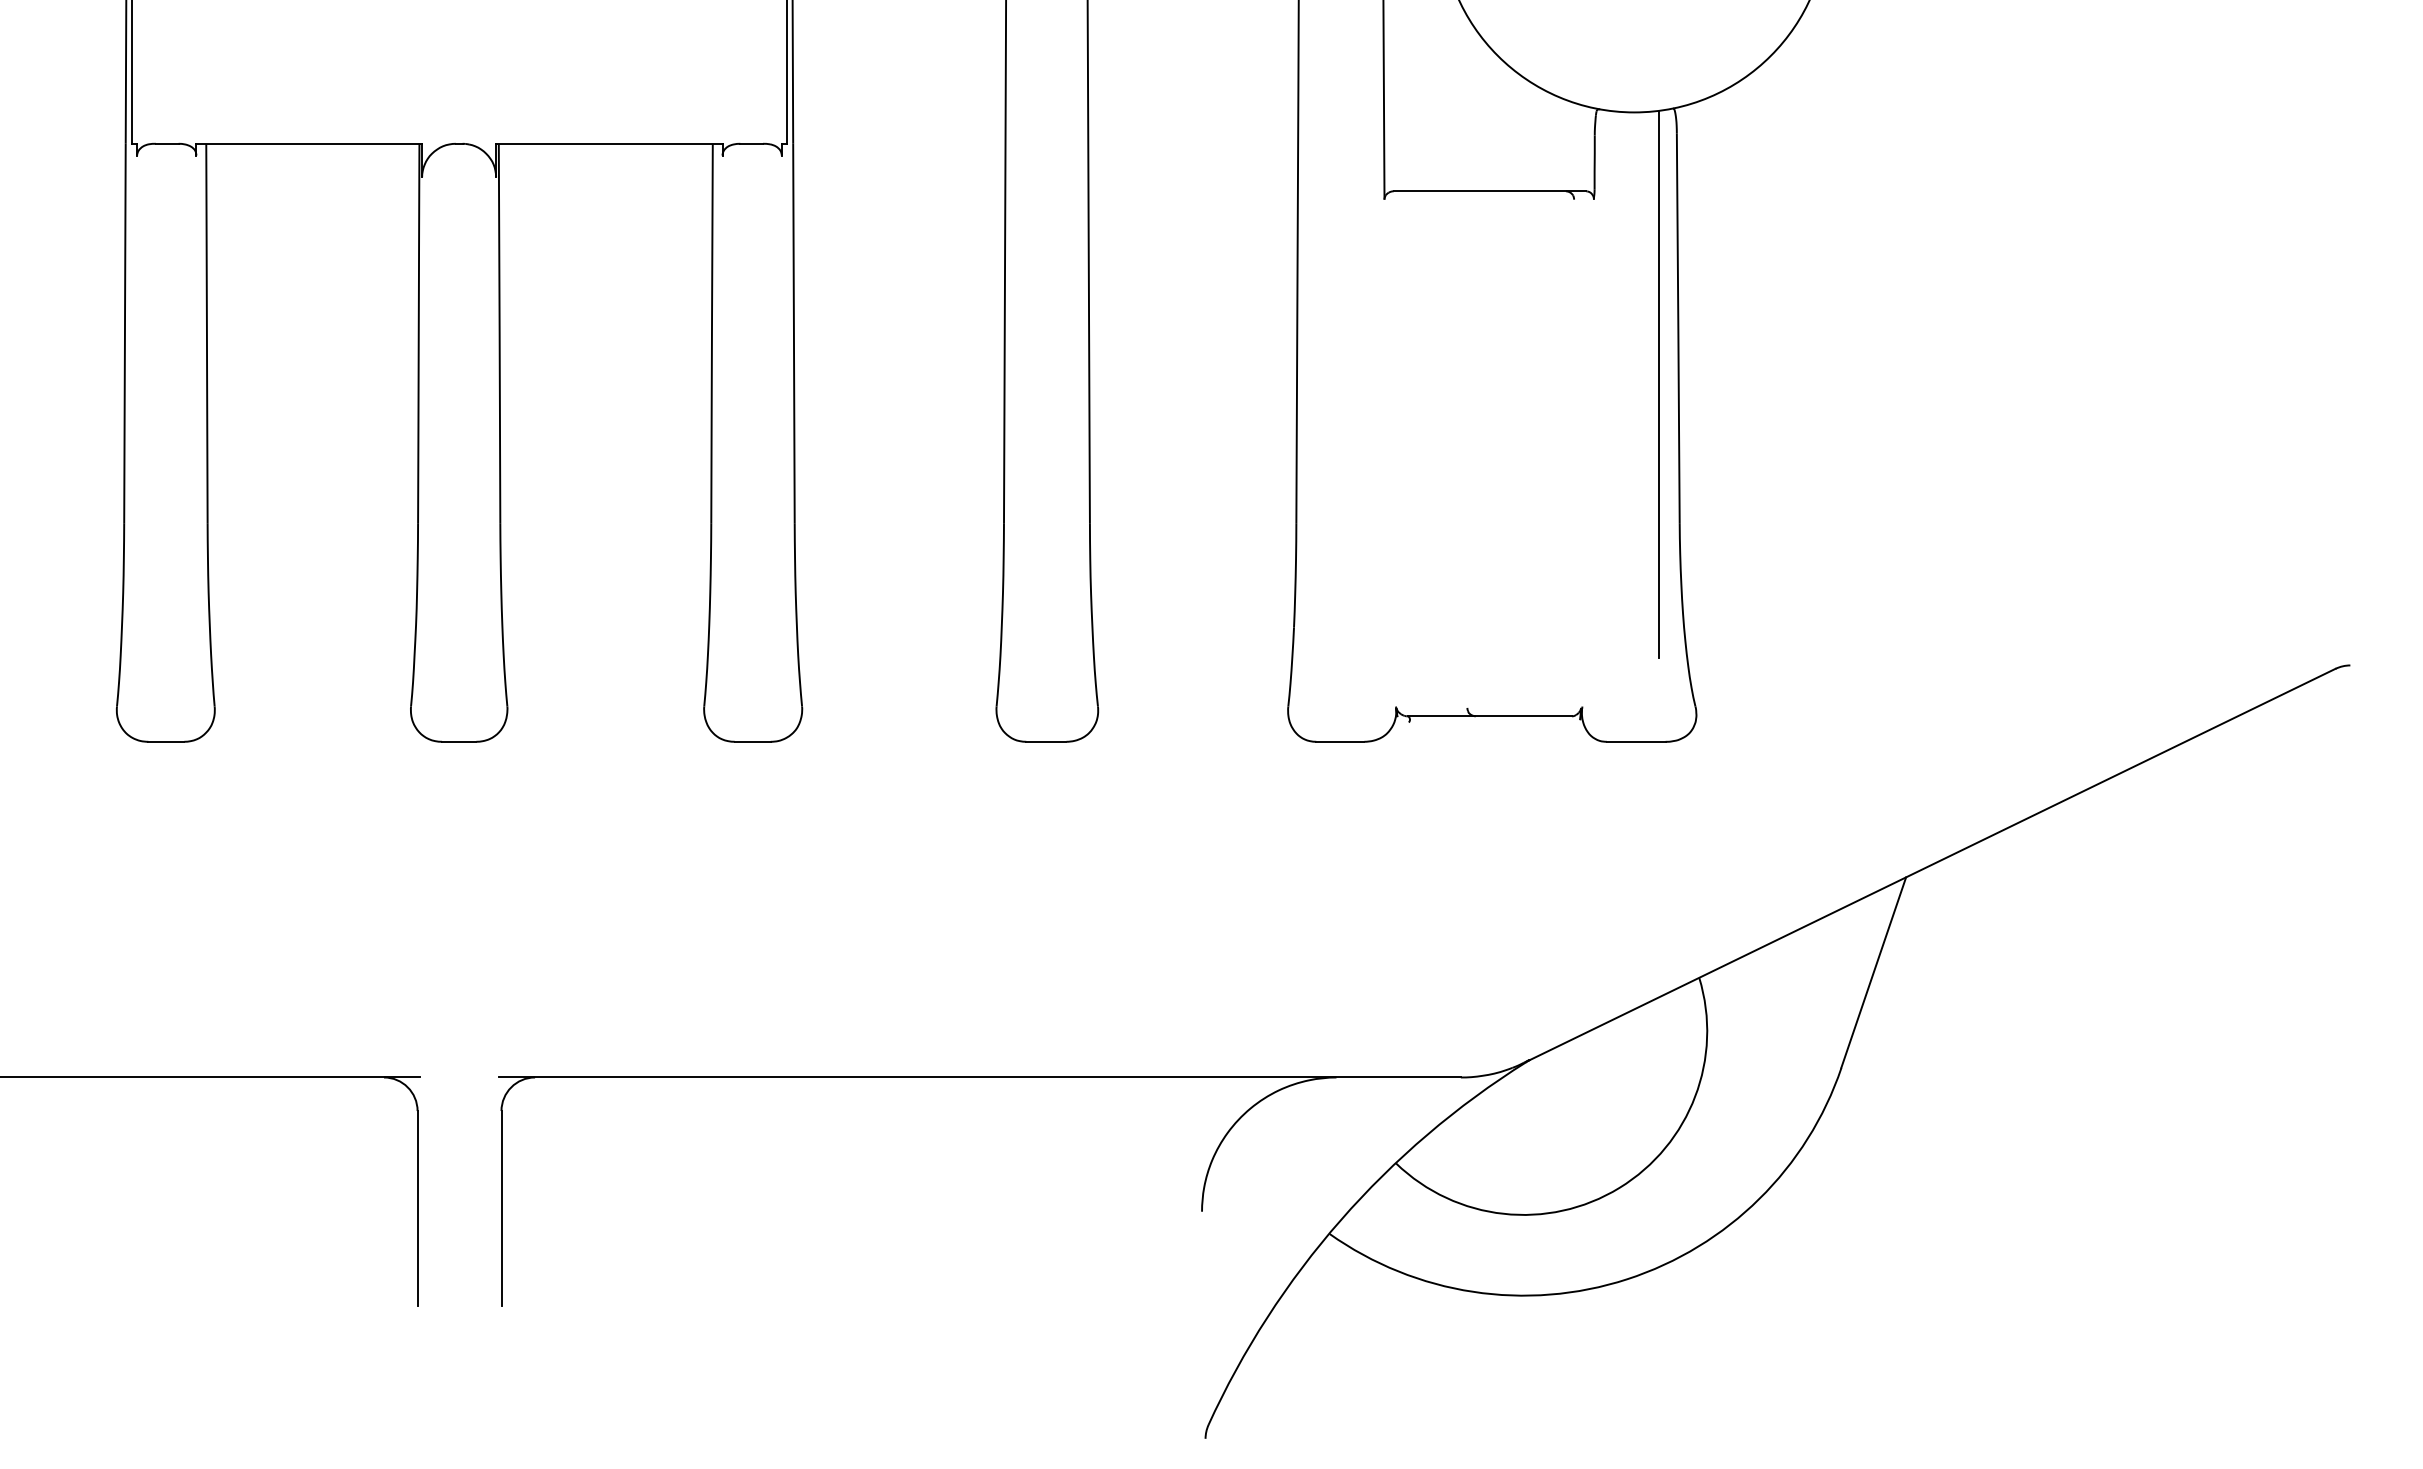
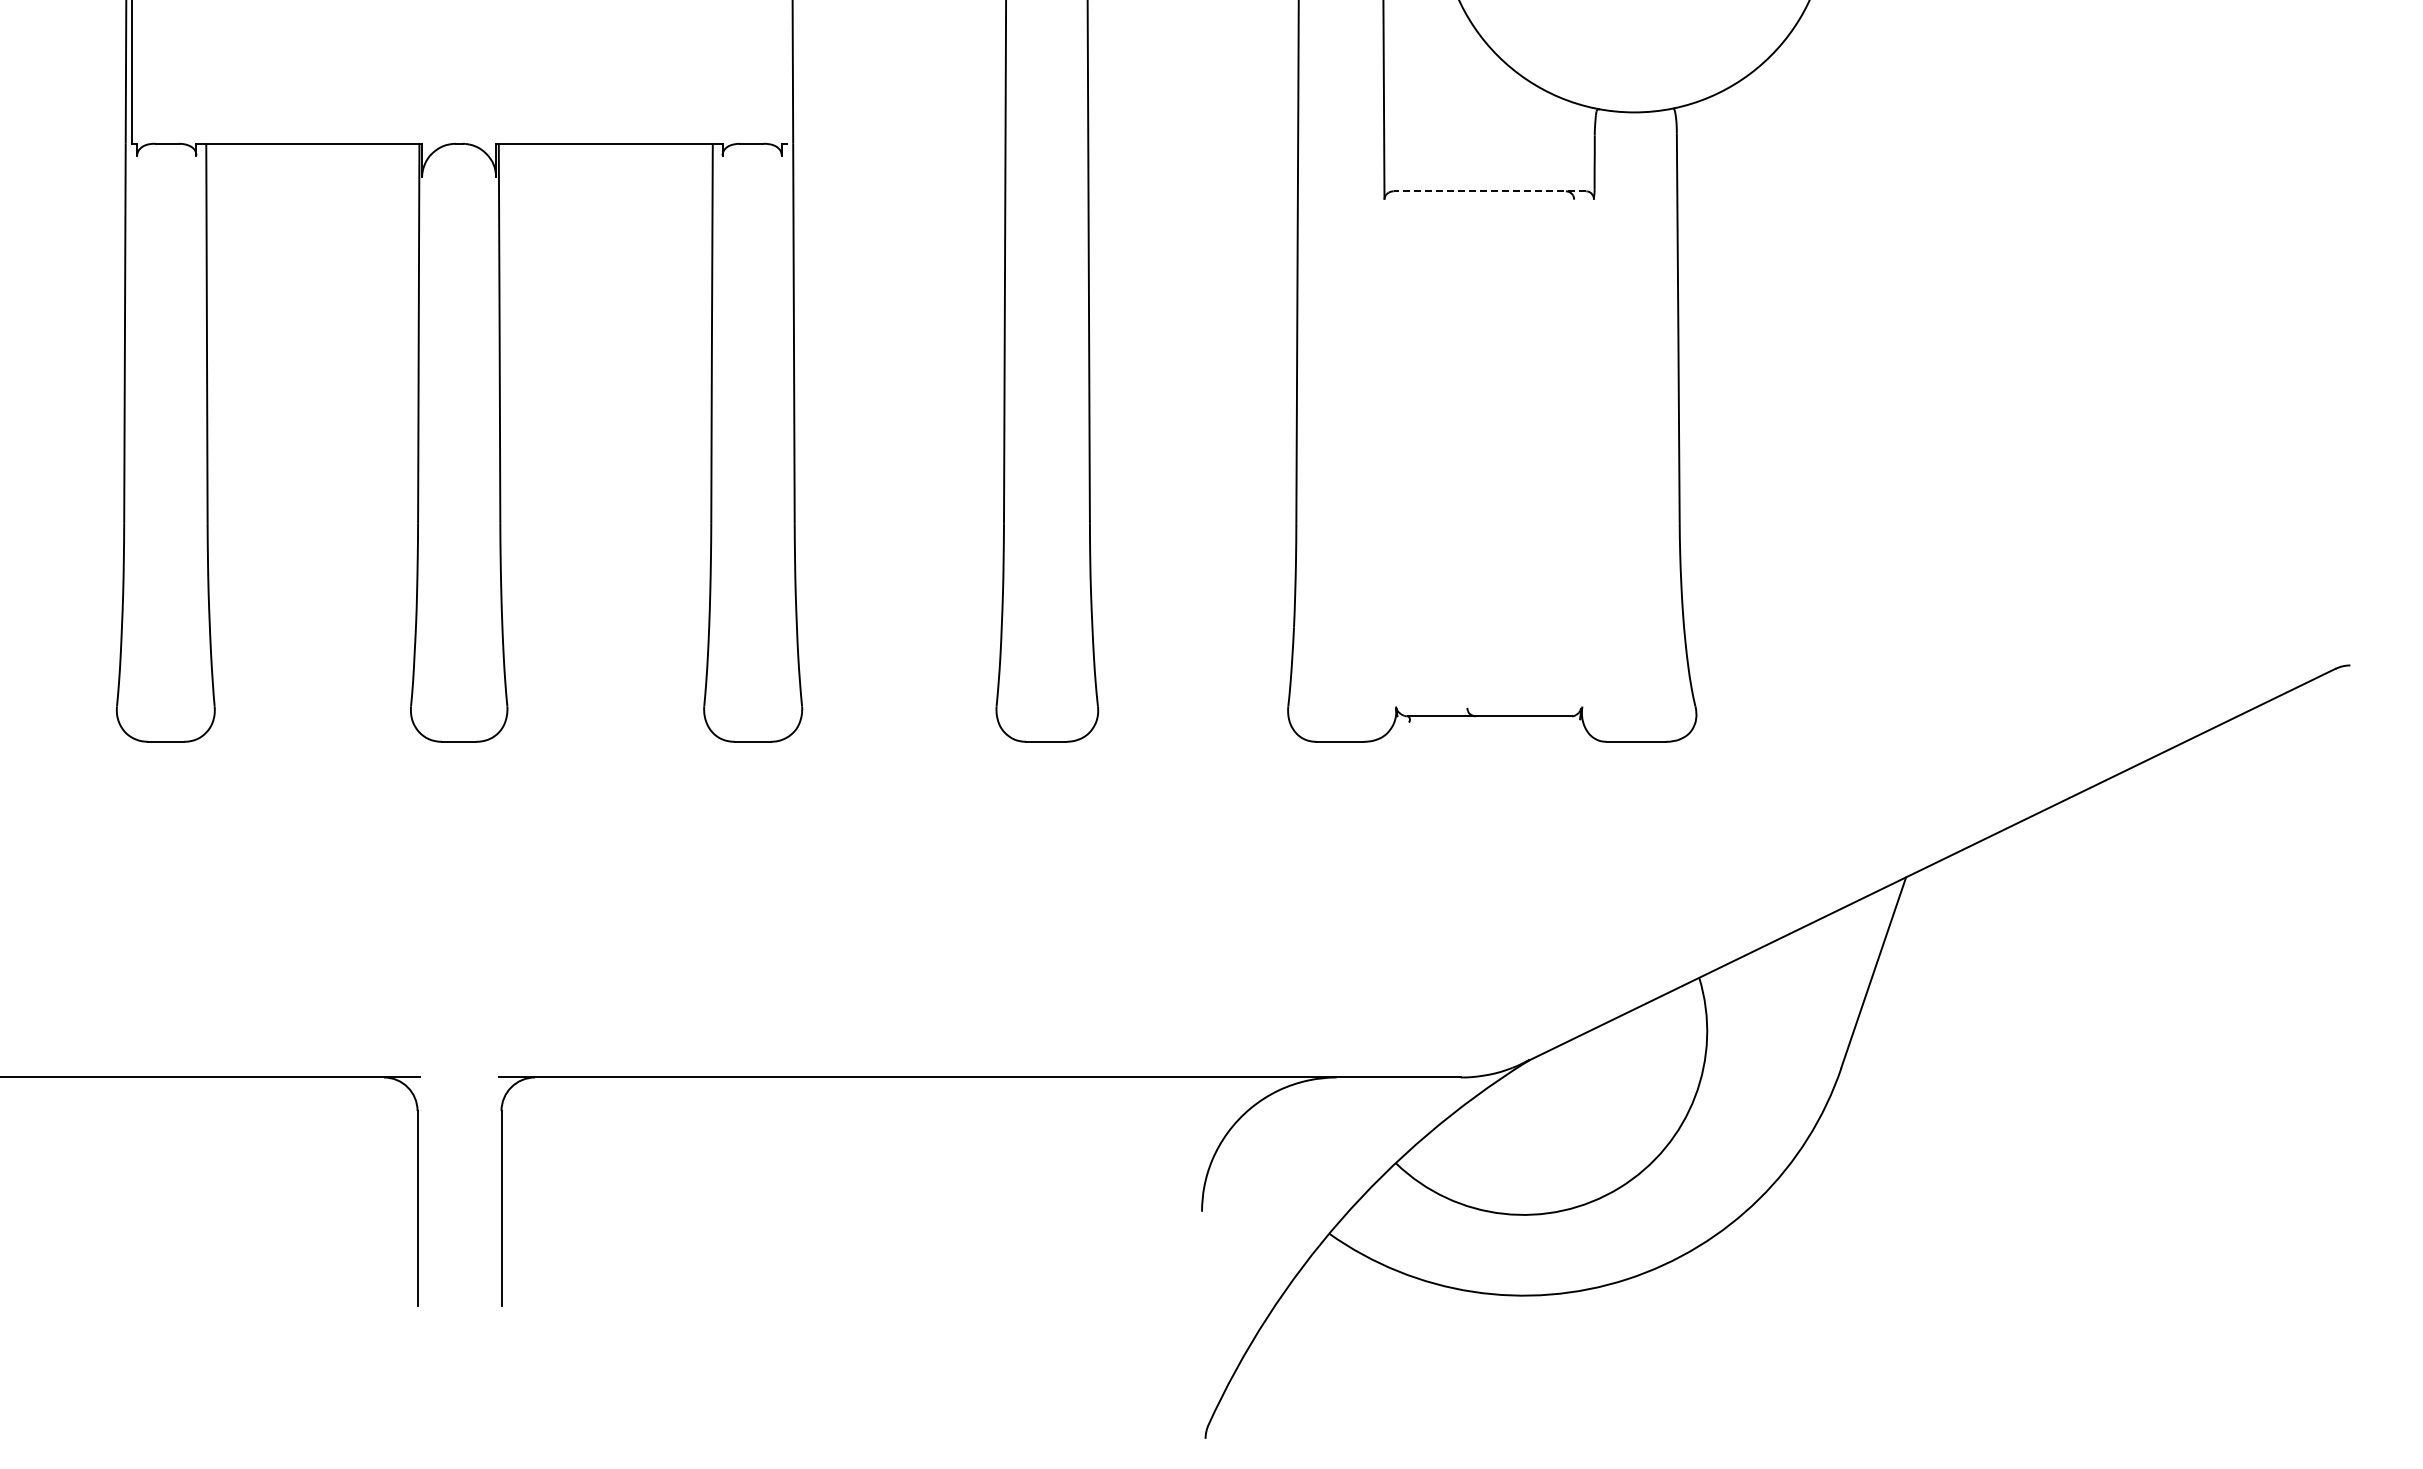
line: present -> none (786, 72)
line: solid -> dashed (1489, 191)
line: present -> none (1658, 383)
